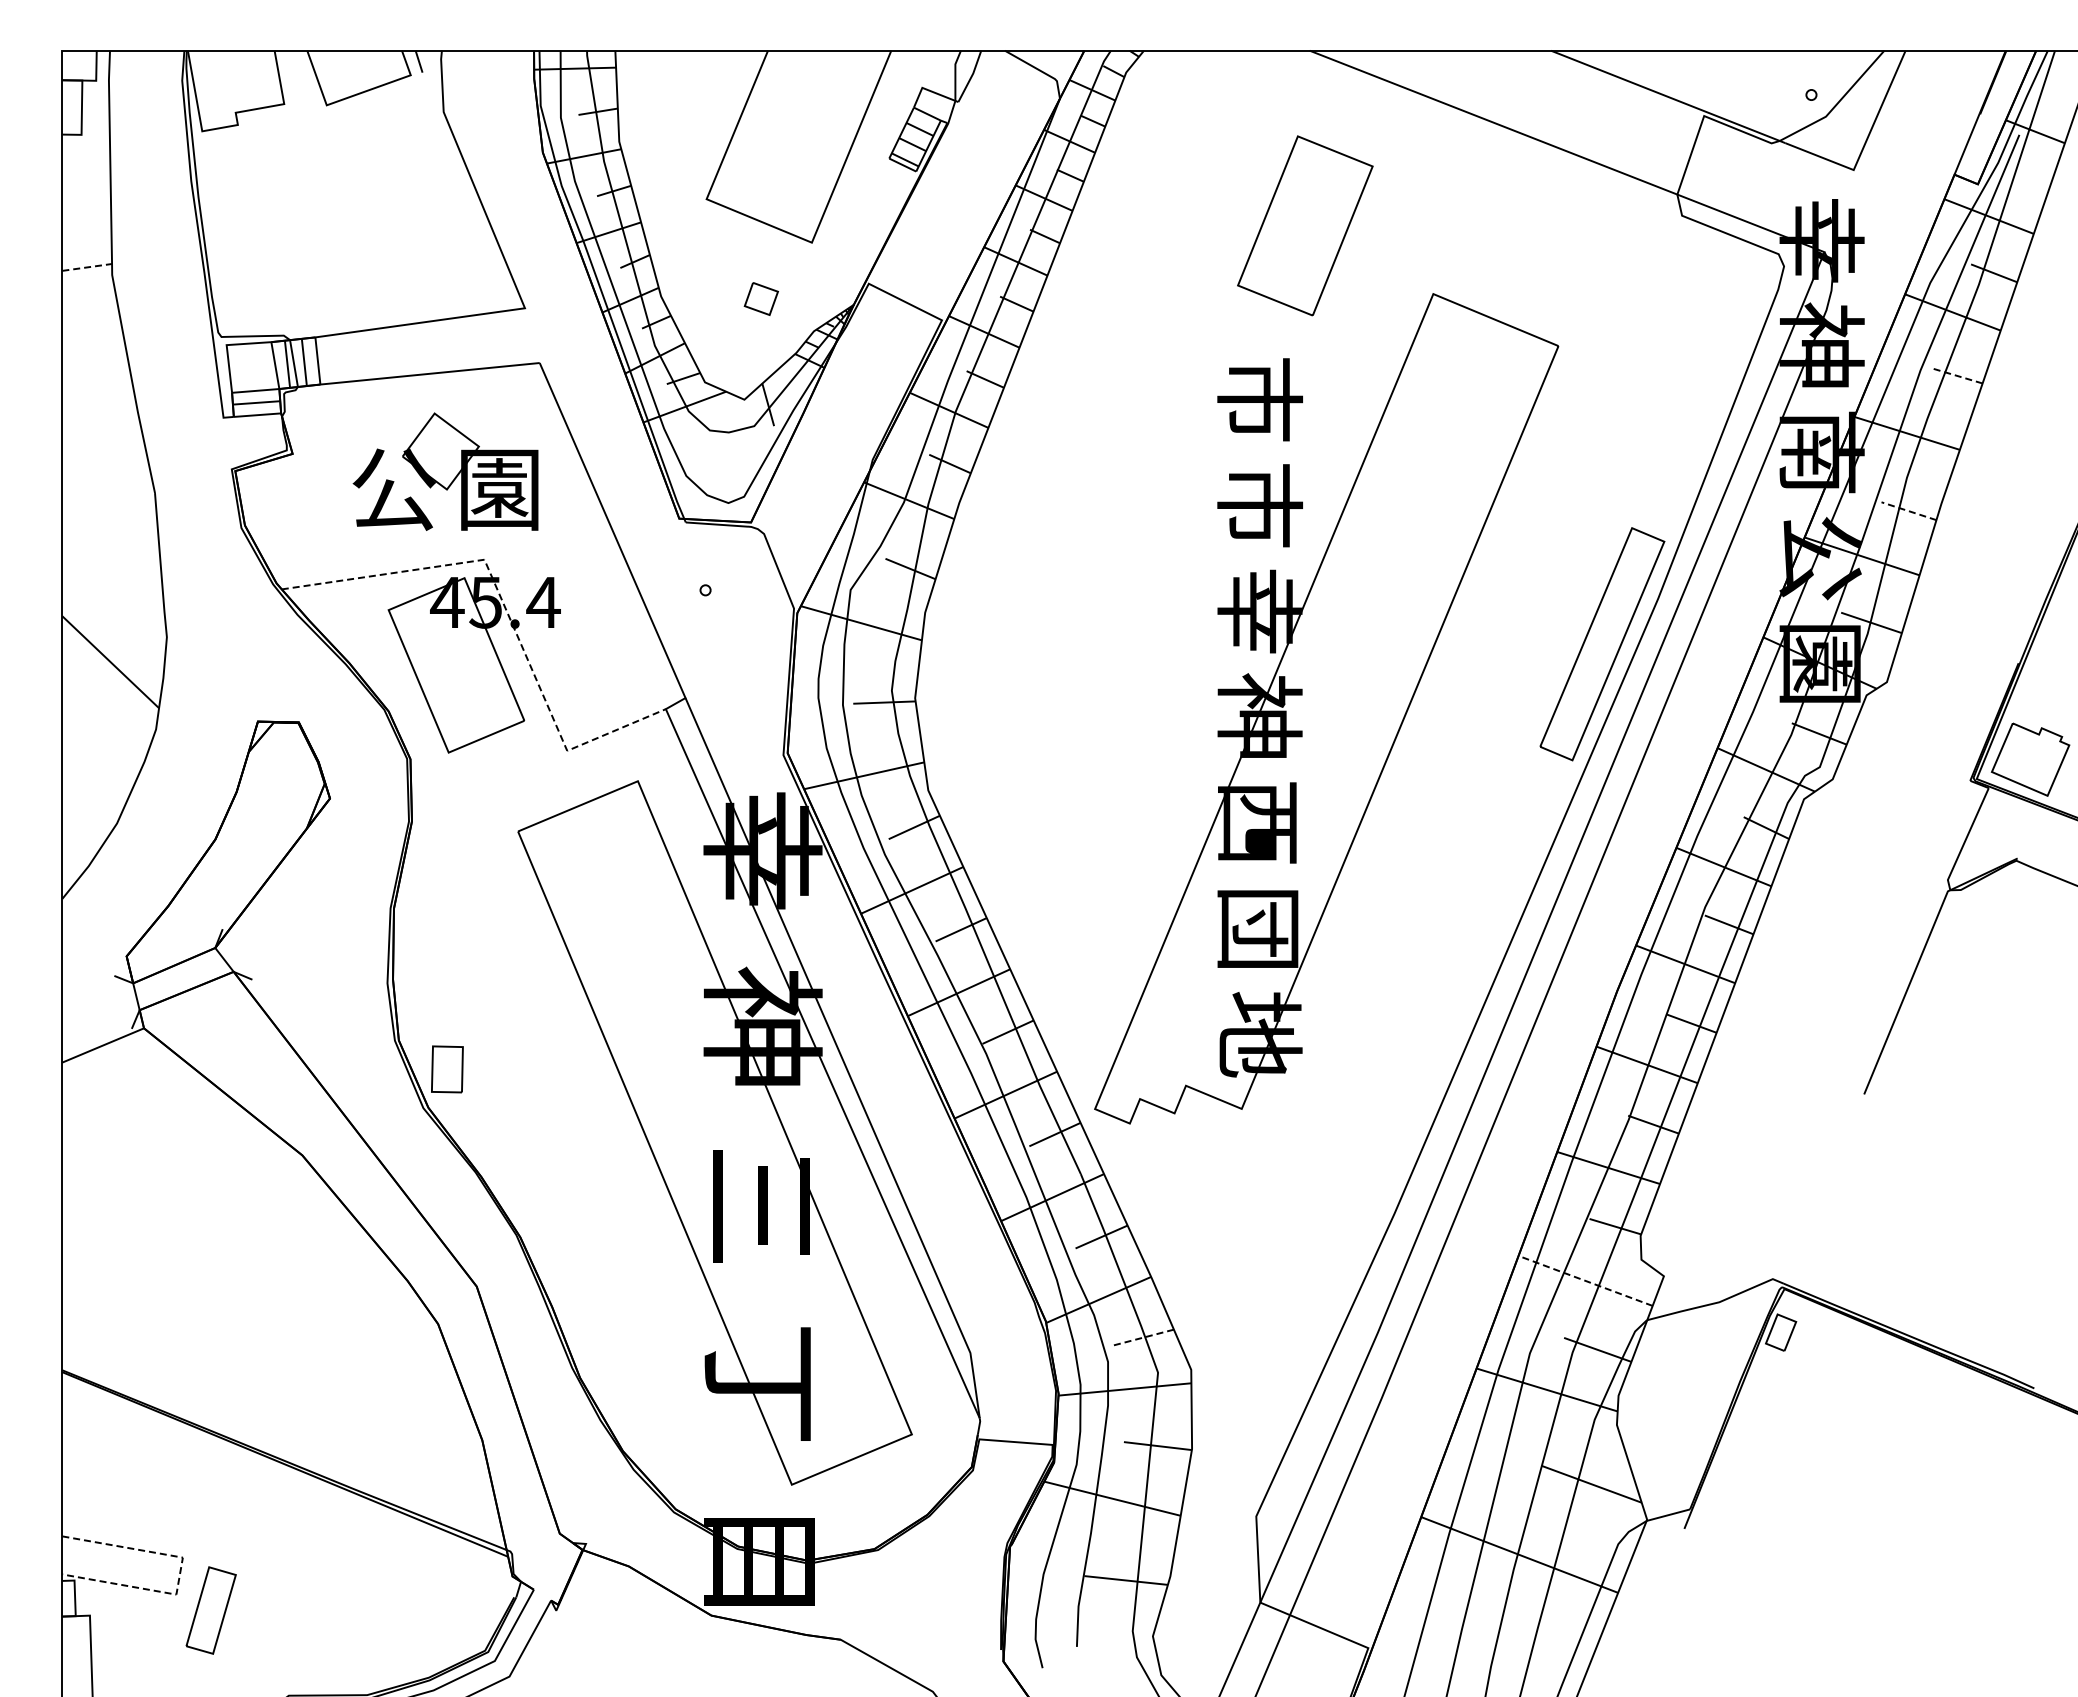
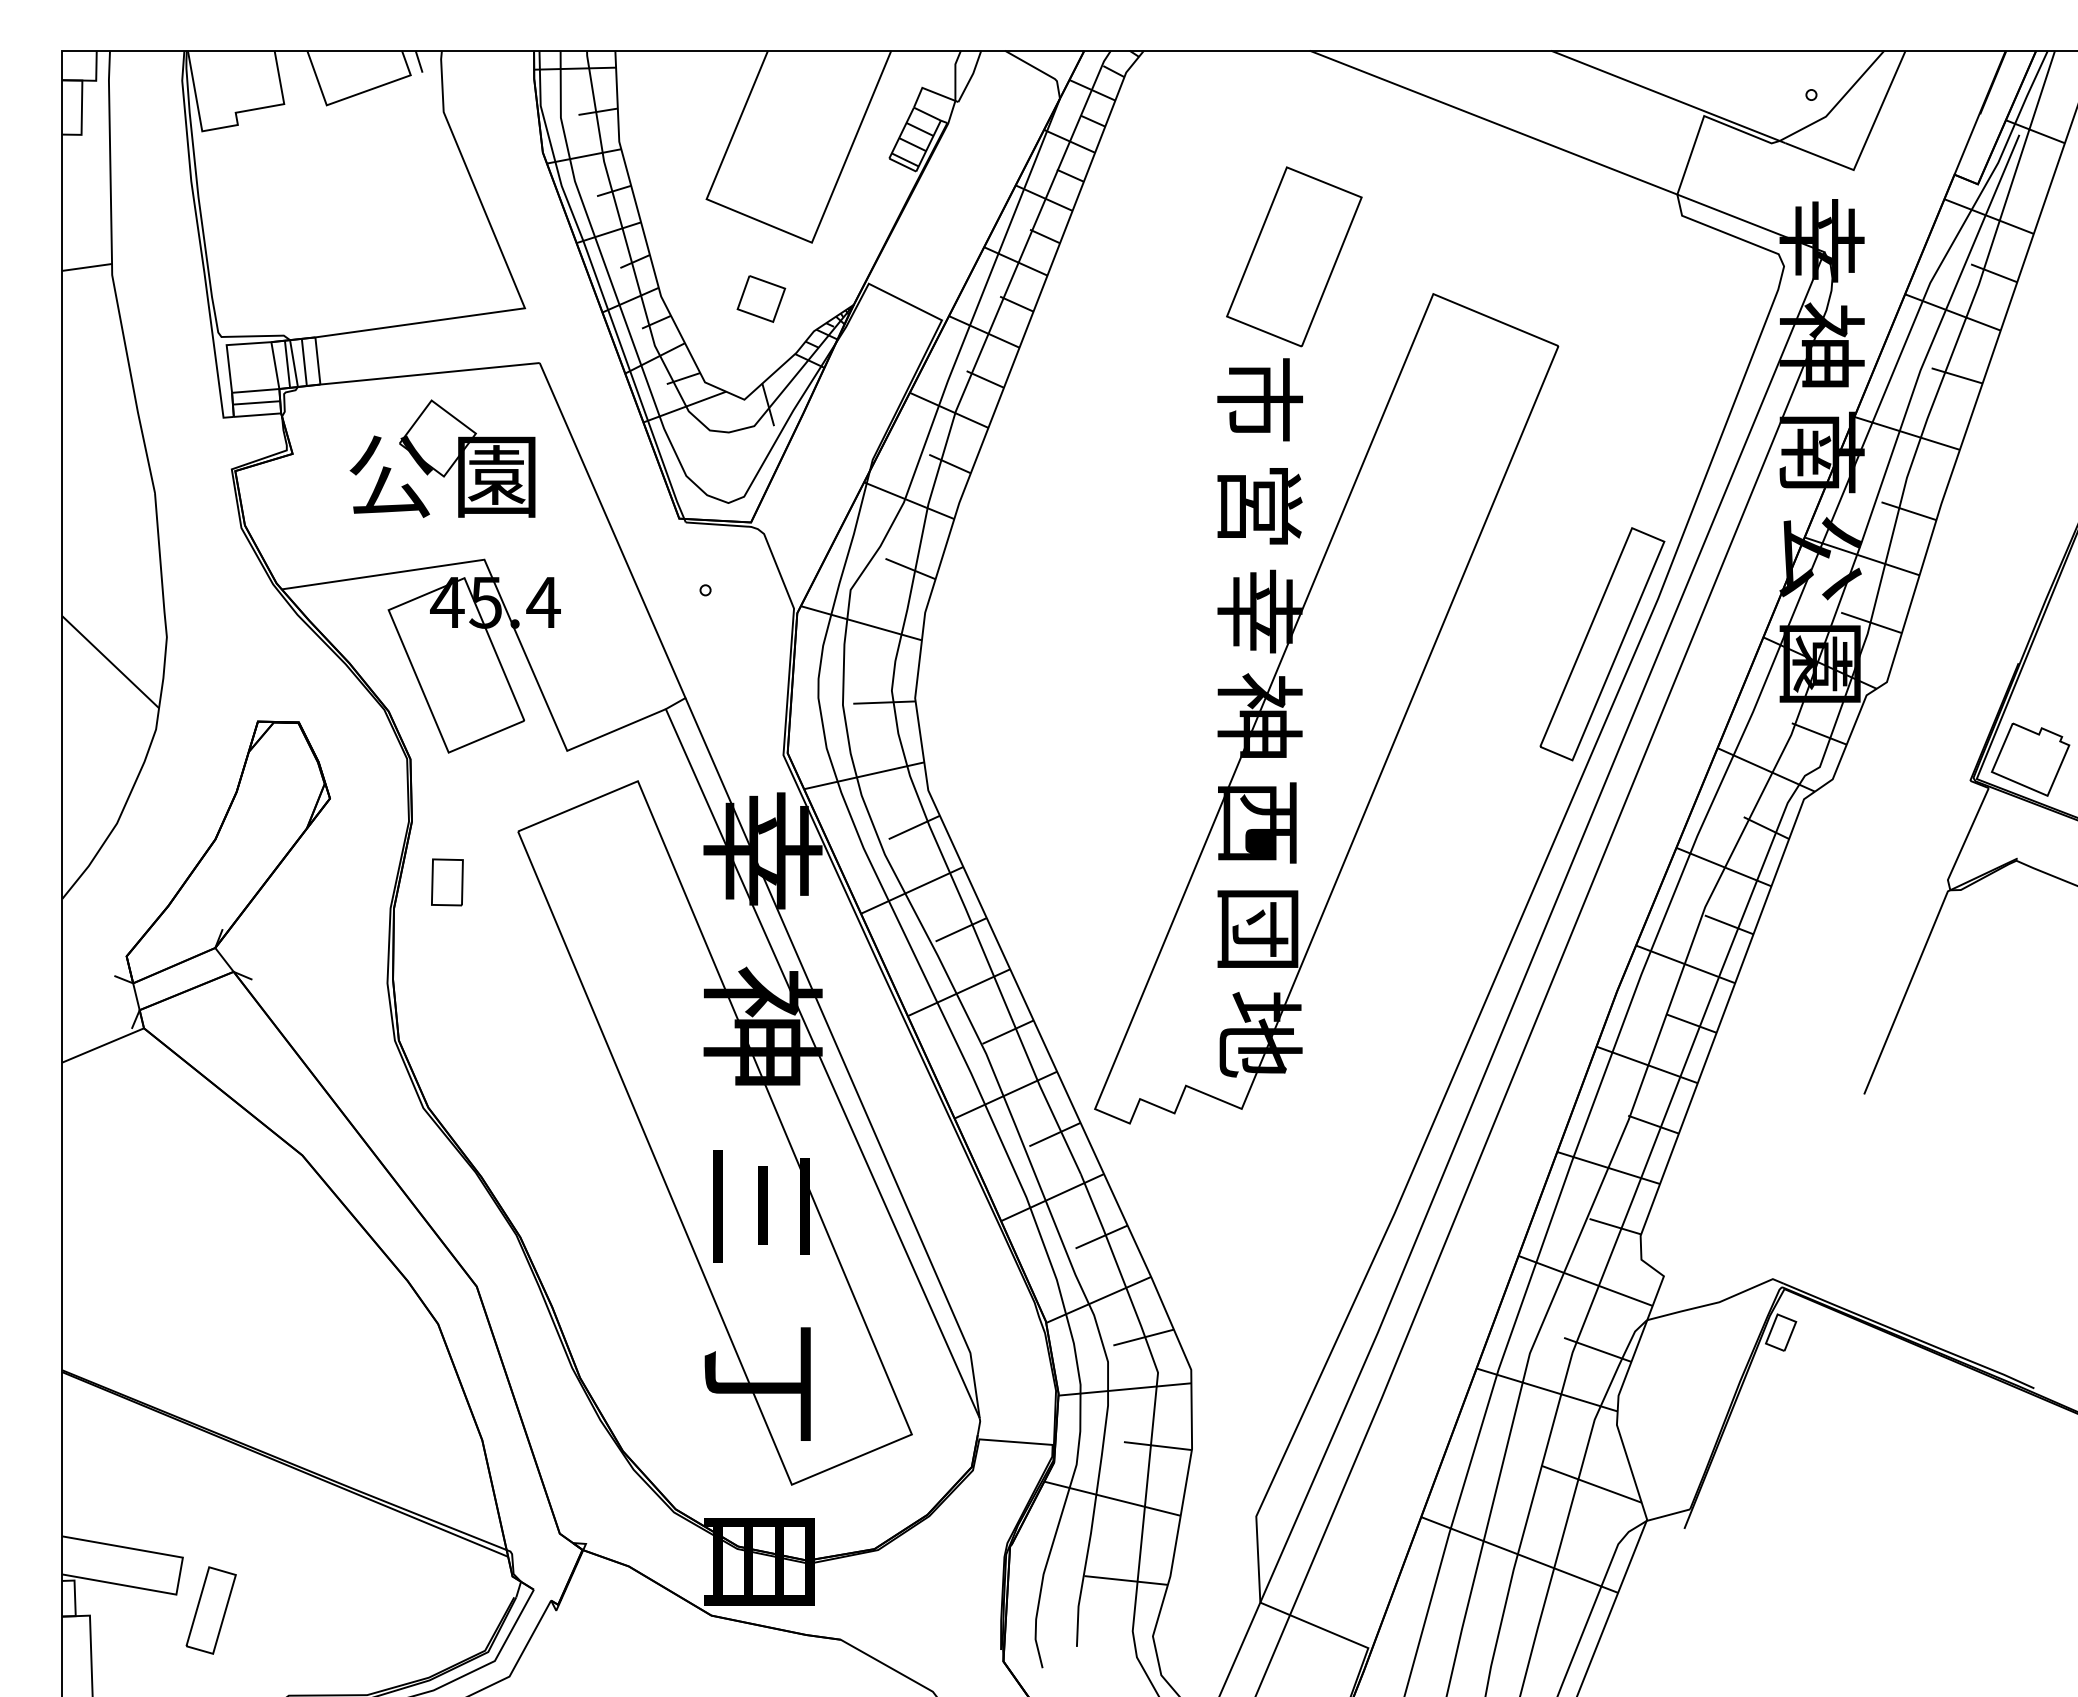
part position: (1305, 225) -> (1294, 256) (1294, 256)
line: dashed -> solid (87, 267)
part size: 36x34 px -> 51x48 px (761, 298)
line: dashed -> solid (1957, 375)
part position: (445, 471) -> (442, 458) (442, 458)
text: 市 -> 営 (1260, 505)
line: dashed -> solid (1909, 511)
line: dashed -> solid (506, 610)
part position: (447, 1069) -> (447, 882) (447, 882)
line: dashed -> solid (1585, 1280)
line: dashed -> solid (1143, 1337)
line: dashed -> solid (180, 1573)
